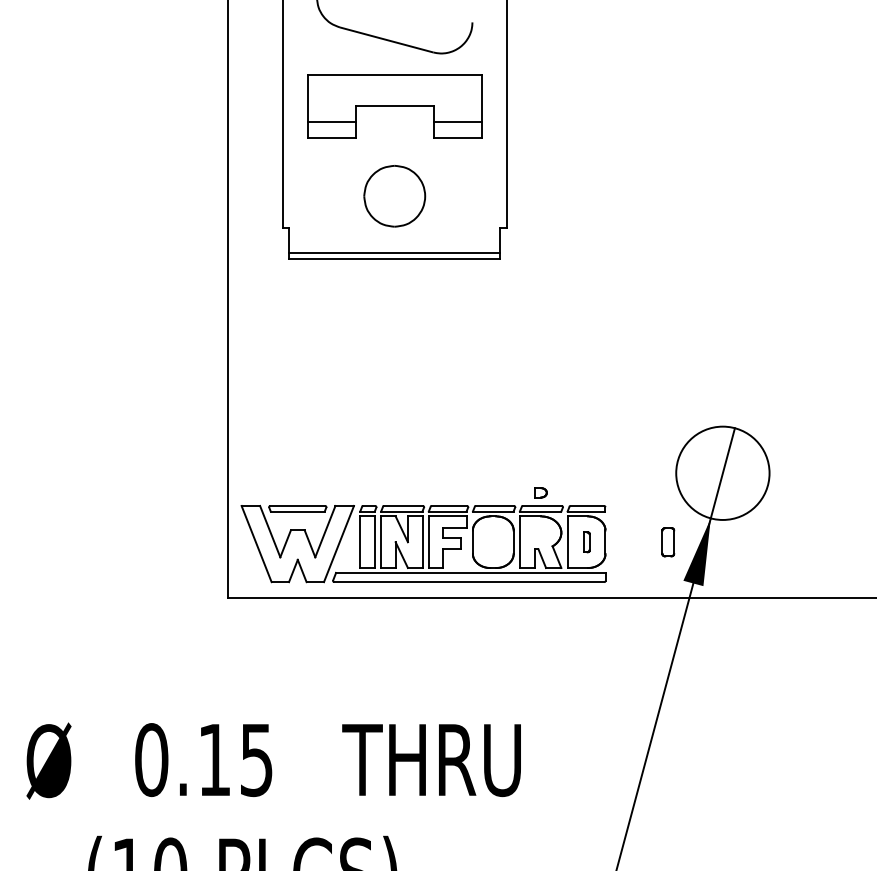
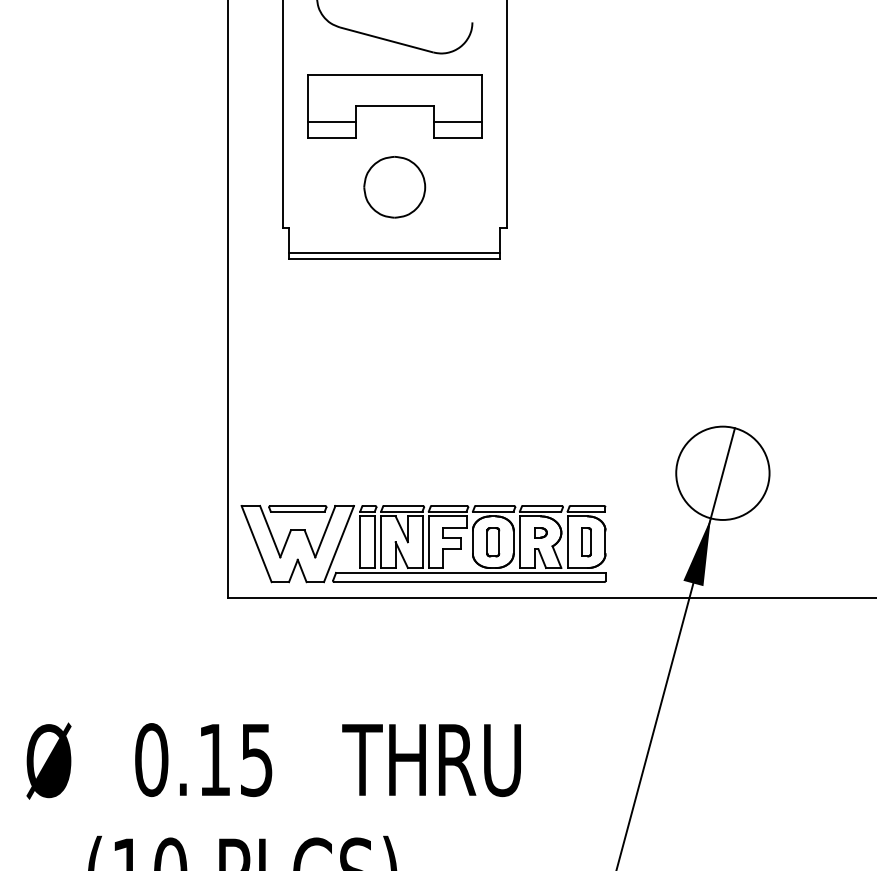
part position: (394, 196) -> (394, 187) (394, 187)
part position: (540, 492) -> (540, 532) (540, 532)
part size: 8x23 px -> 11x31 px (586, 542)
part position: (668, 542) -> (493, 542) (493, 542)
